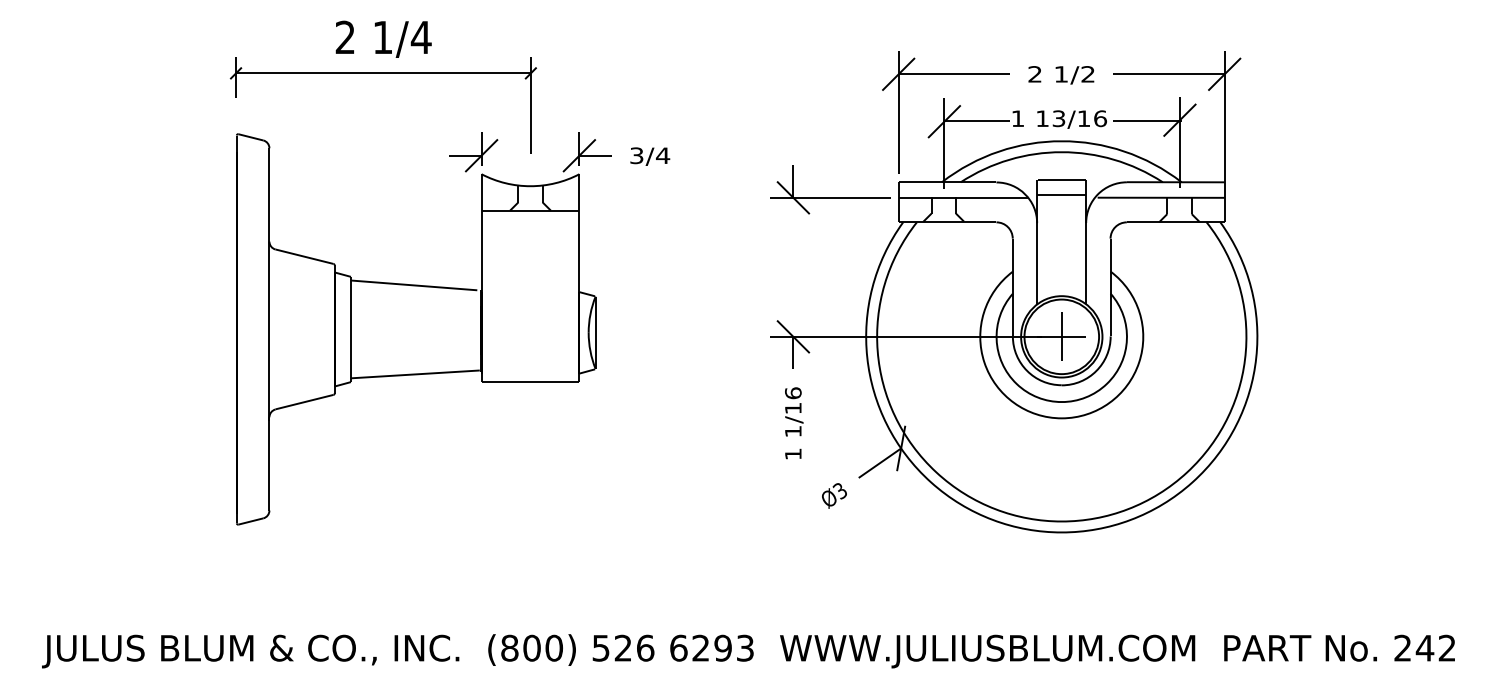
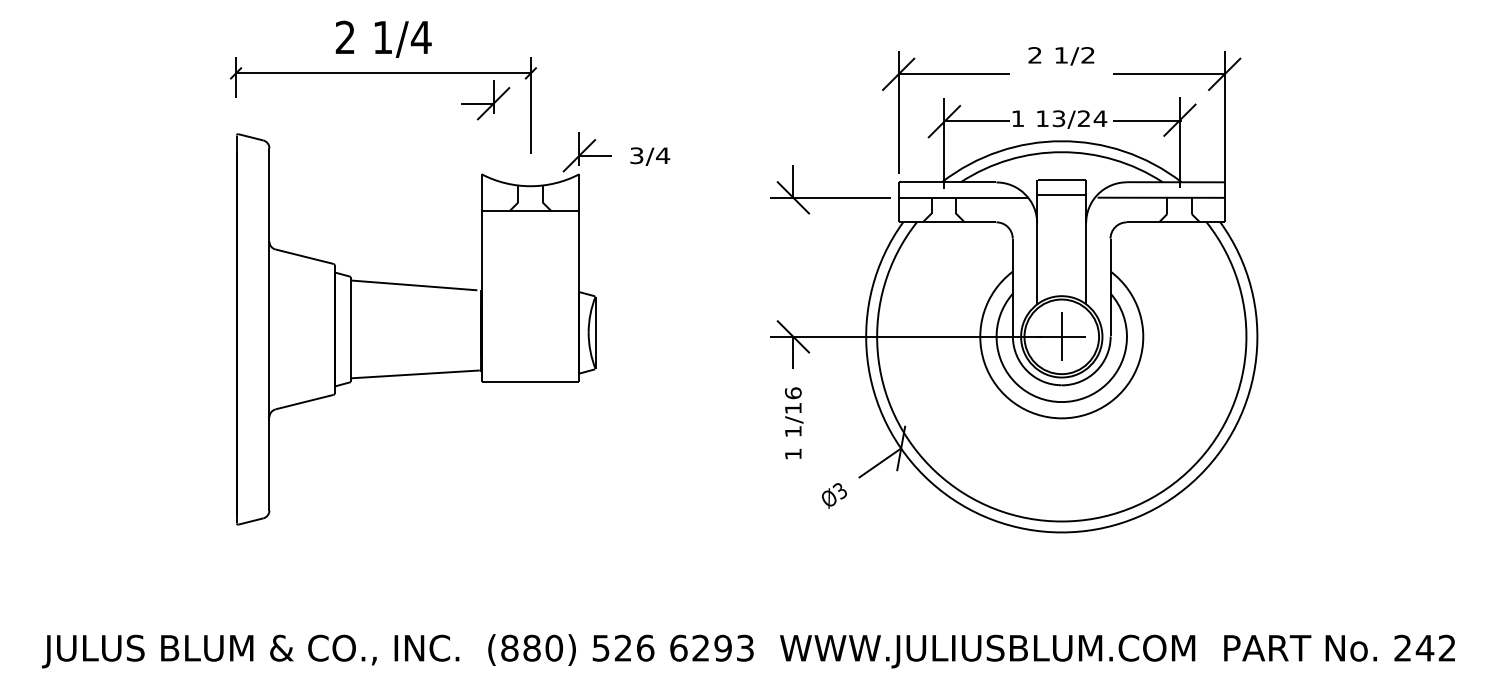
text position: (1061, 75) -> (1061, 56) (1061, 56)
text: 13/16 -> 13/24 (1092, 118)
part position: (473, 152) -> (485, 100) (485, 100)
text: (800) -> (880) (531, 648)
